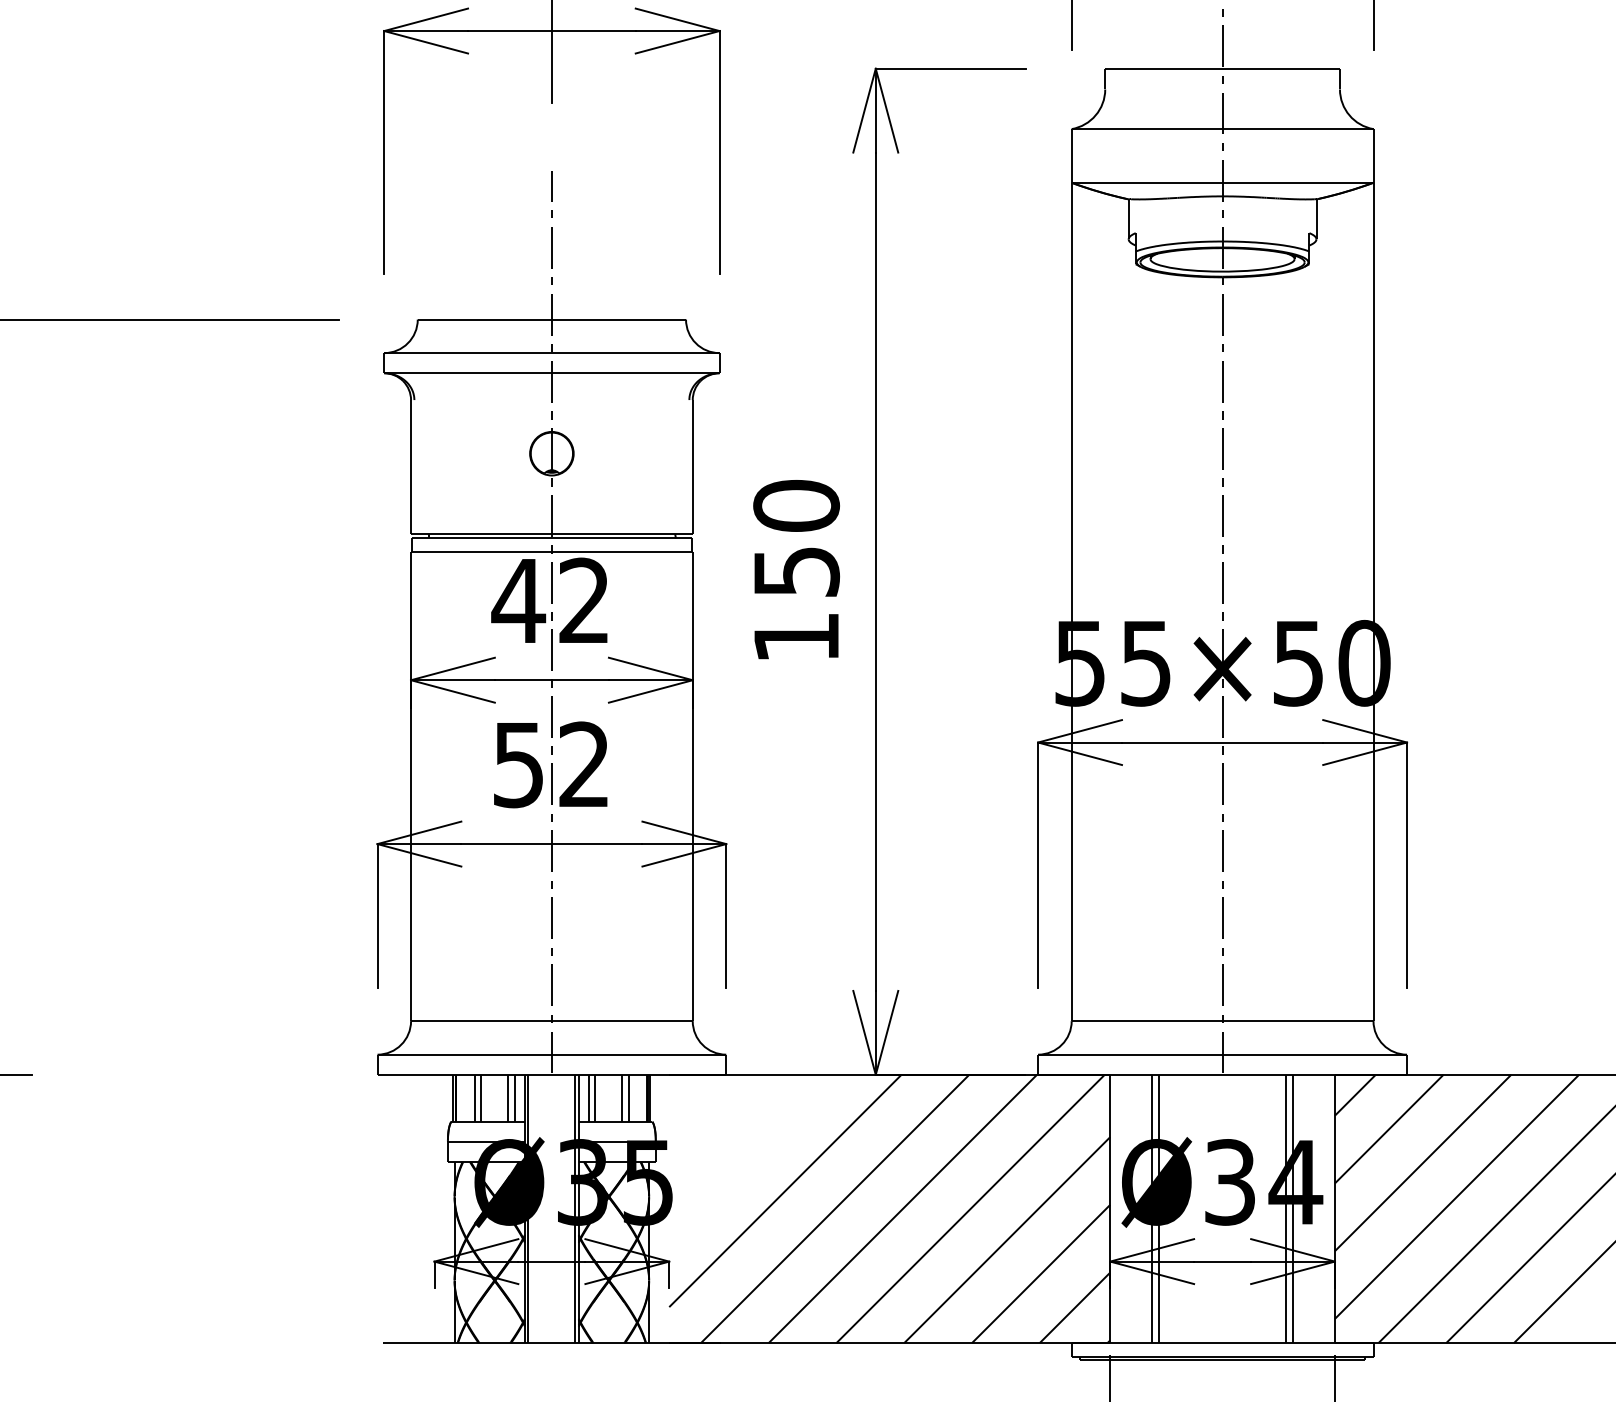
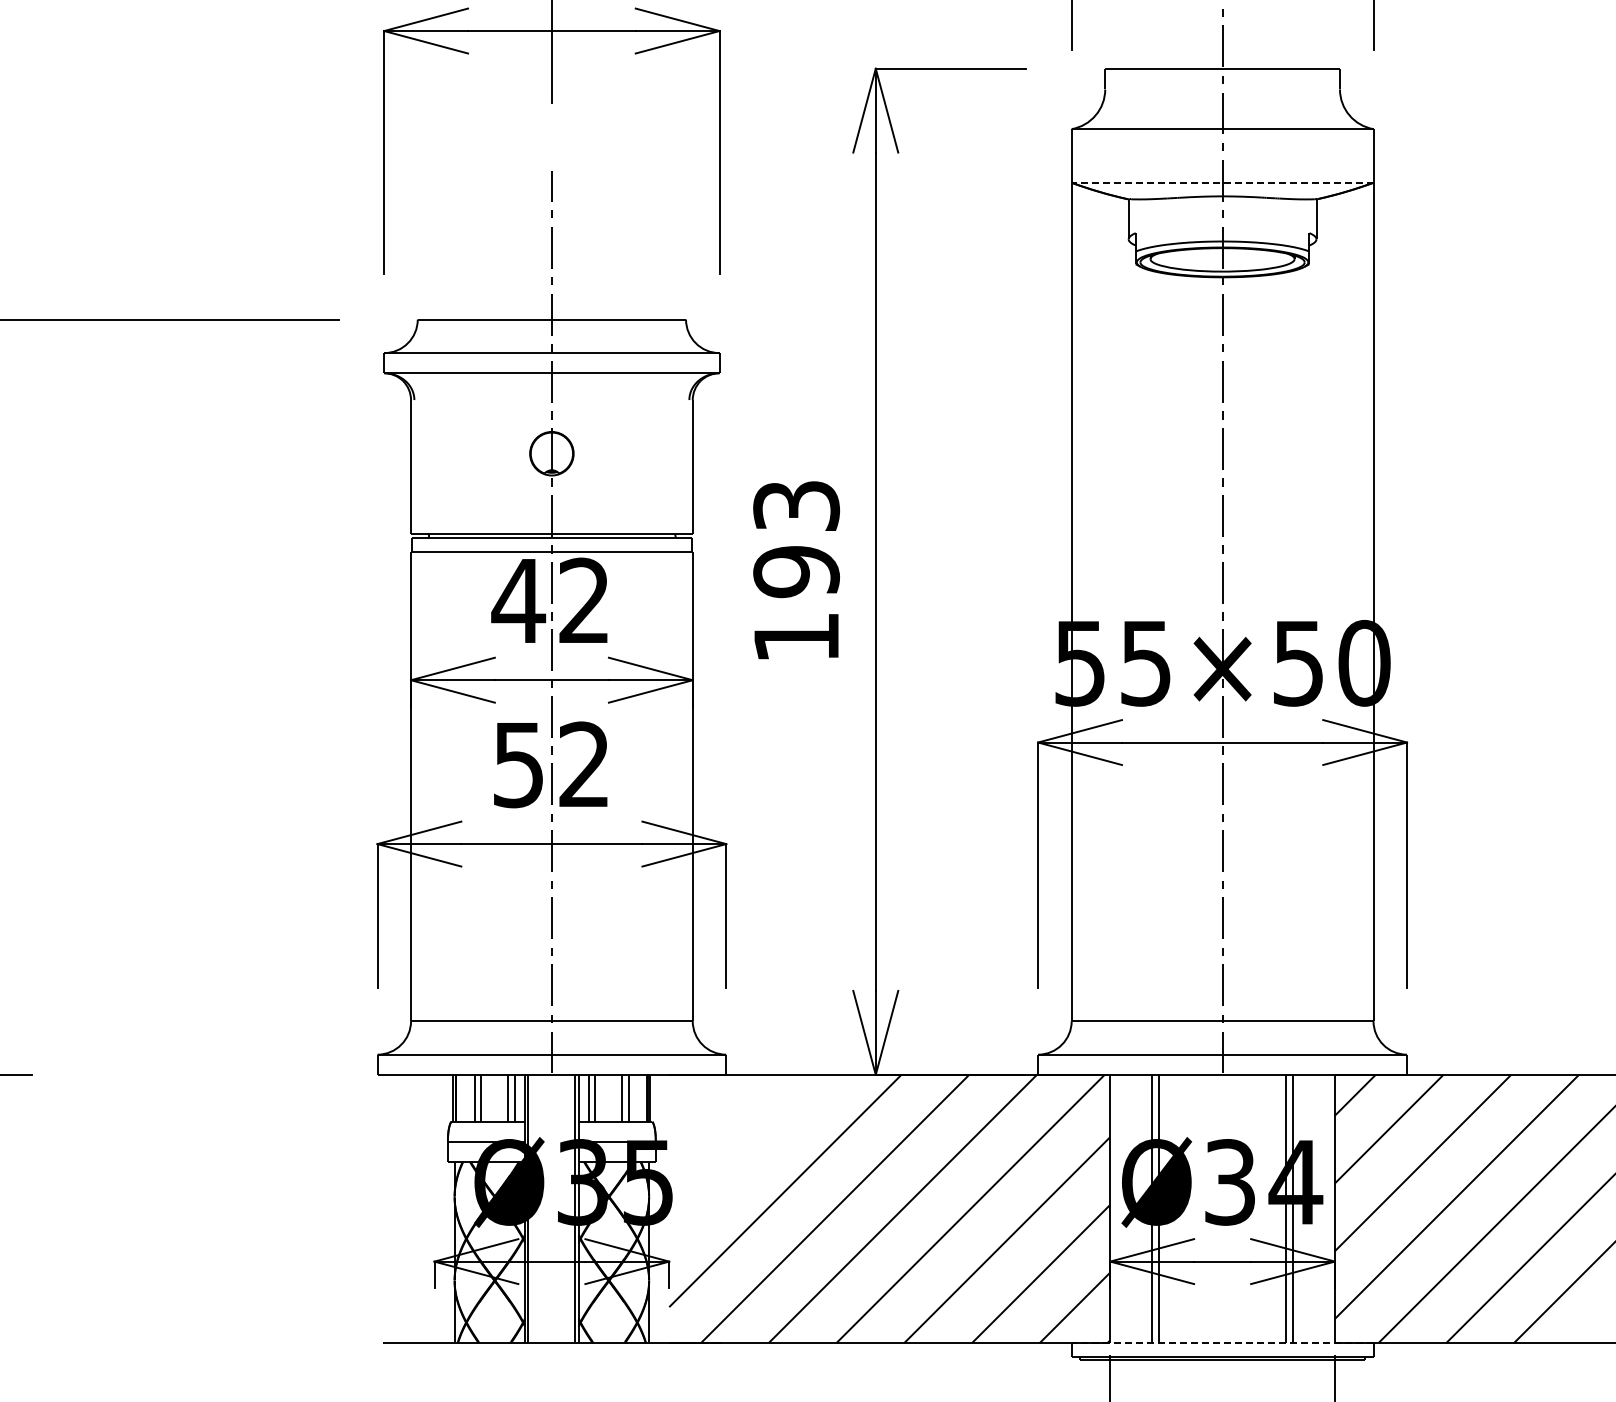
line: solid -> dashed (1222, 182)
text: 150 -> 193 (796, 539)
line: solid -> dashed (1222, 1343)
